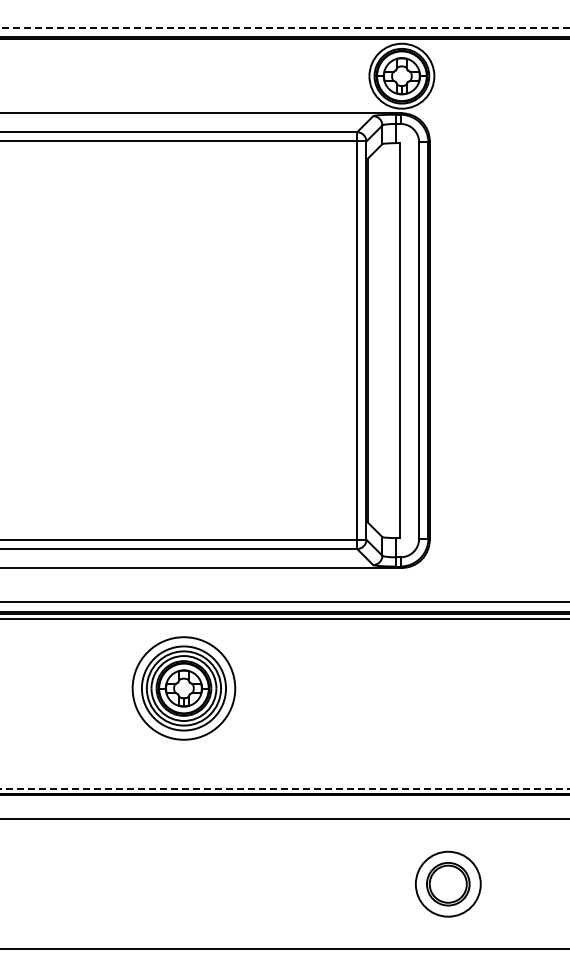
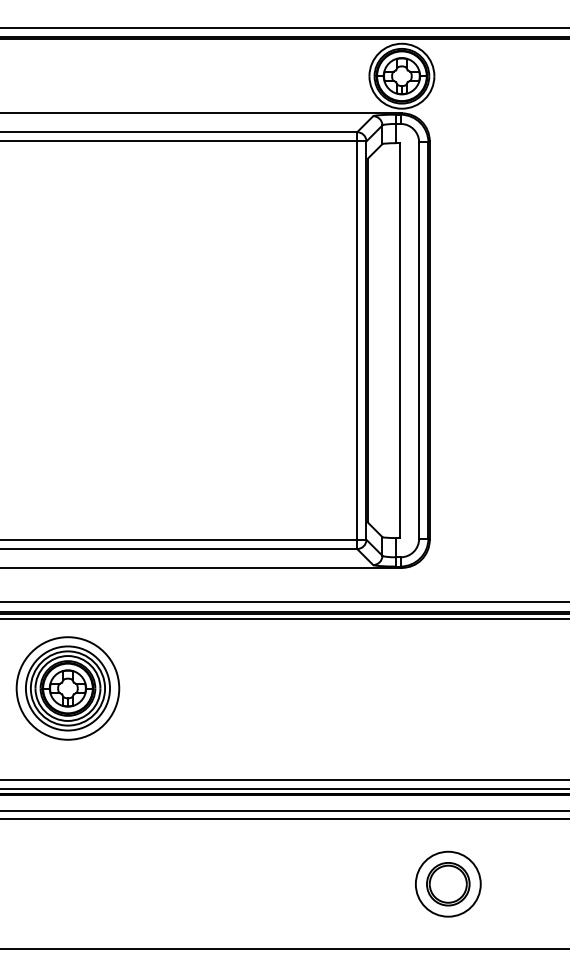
line: dashed -> solid (285, 28)
part position: (183, 688) -> (67, 688) (67, 688)
line: none -> present (284, 779)
line: dashed -> solid (284, 789)
line: none -> present (284, 810)
